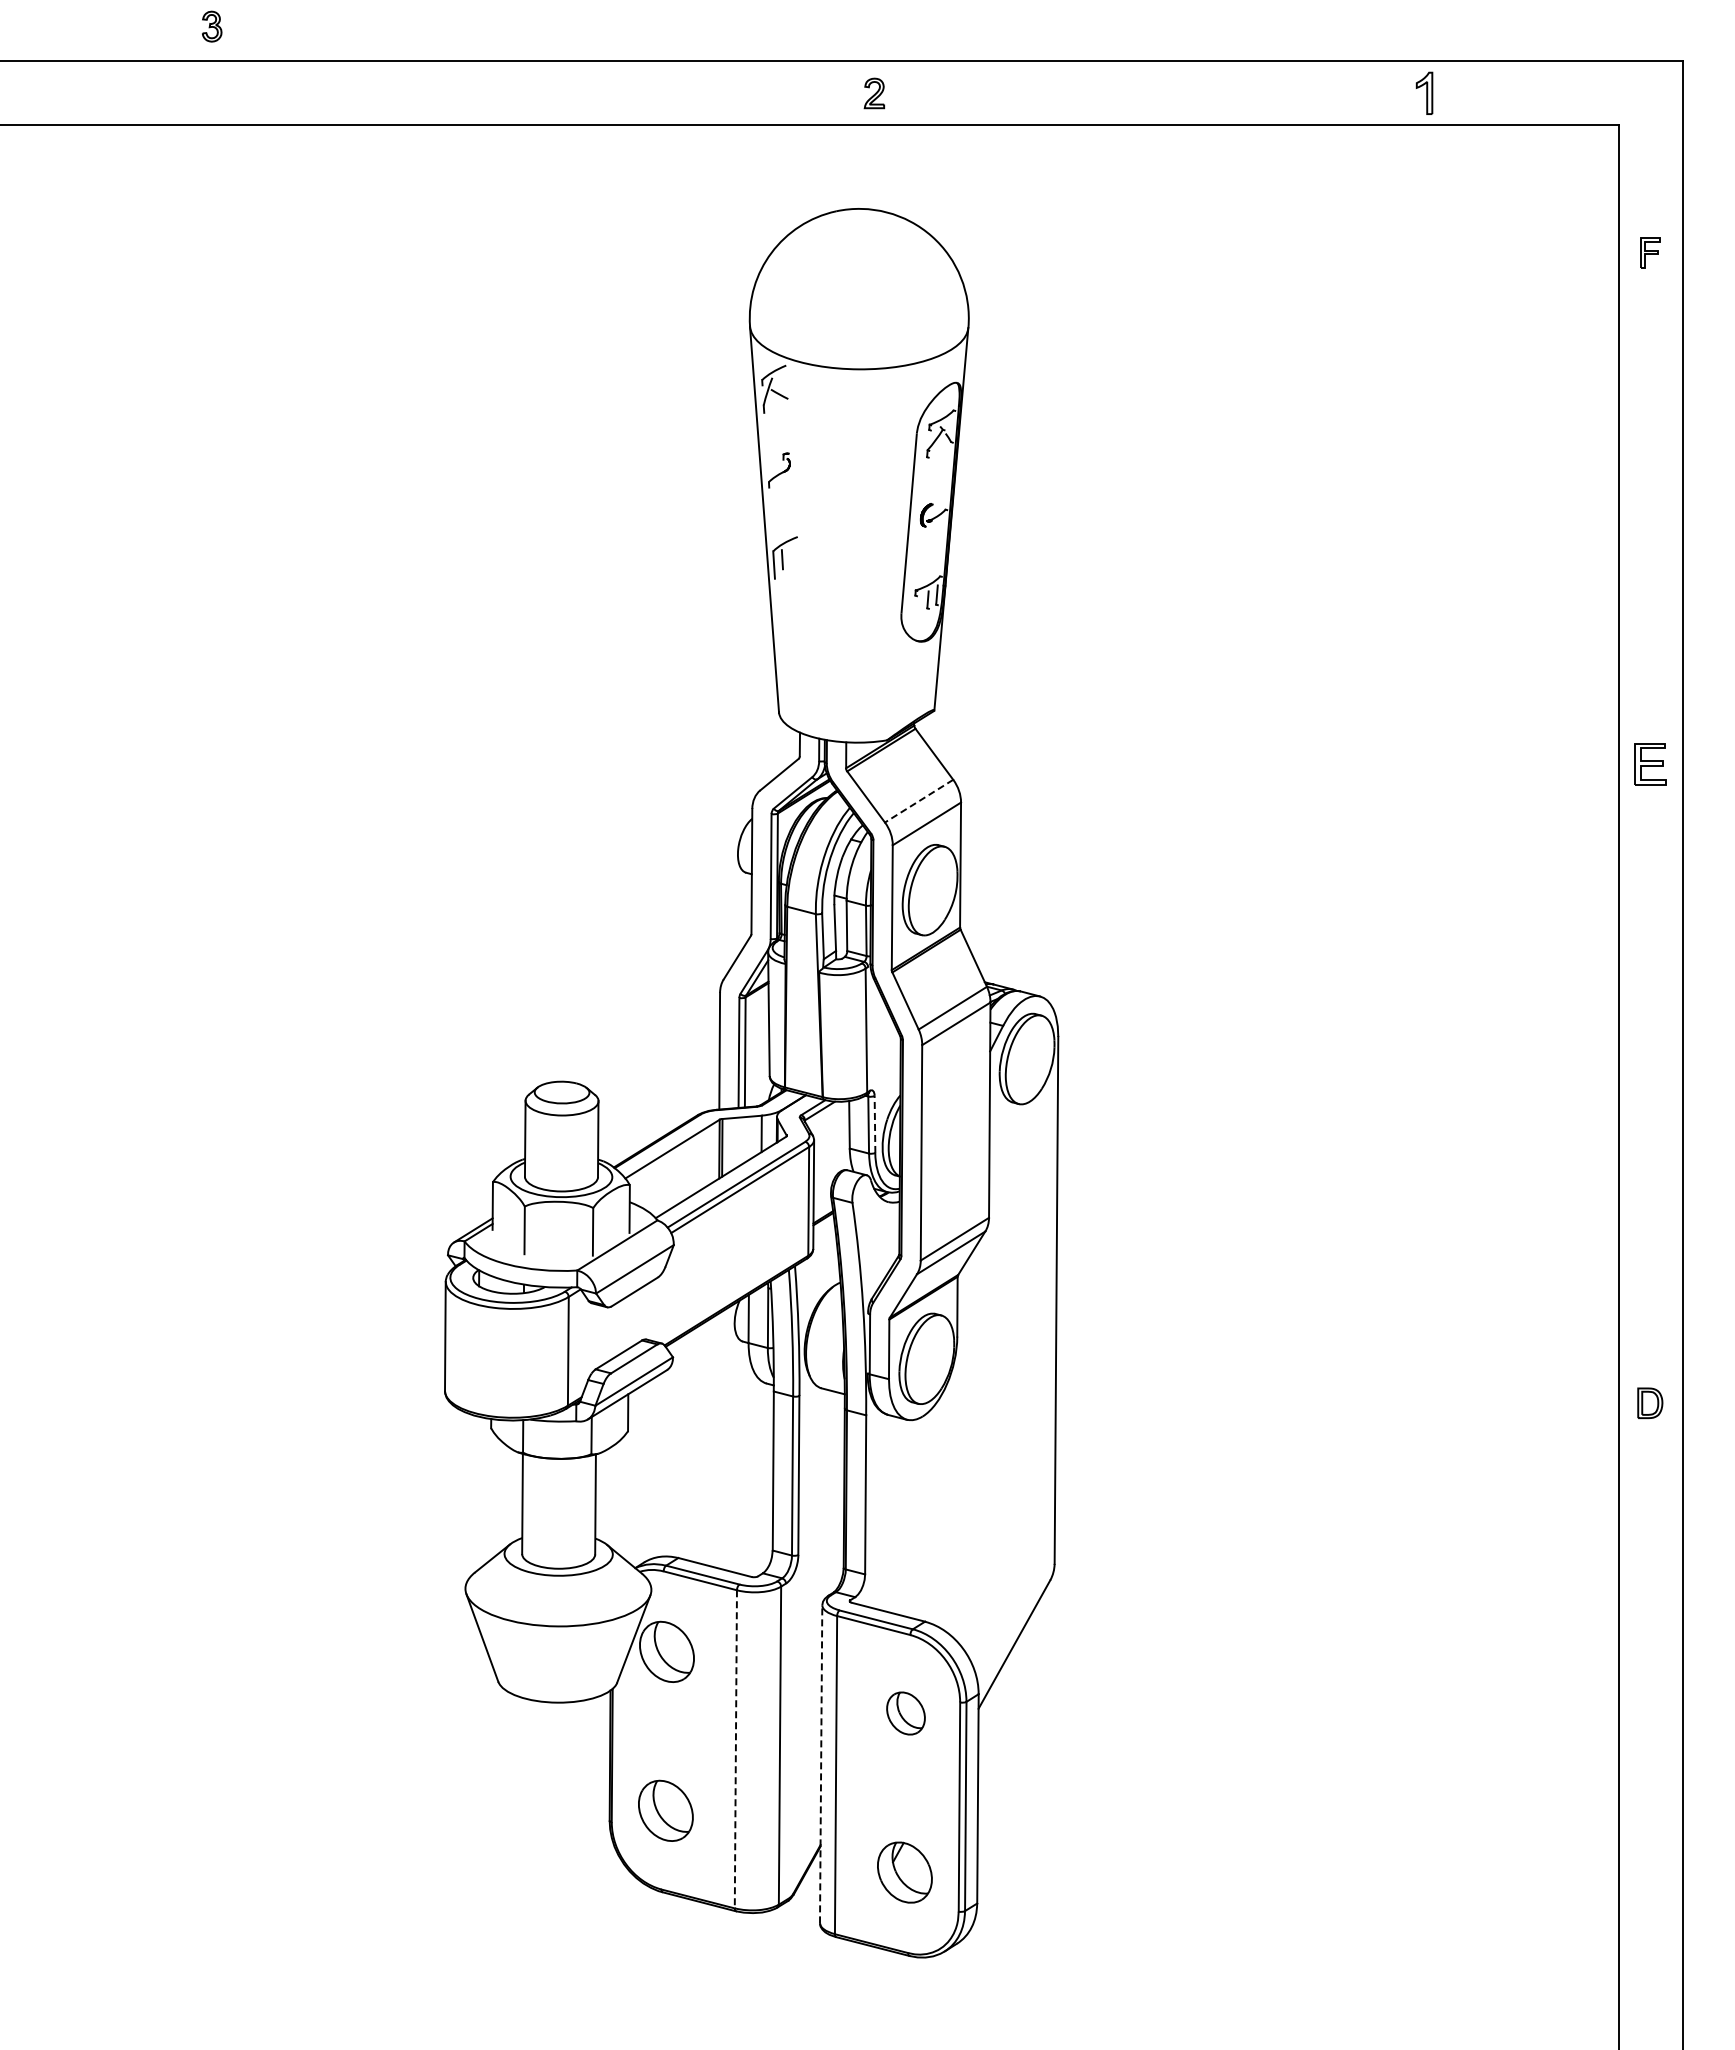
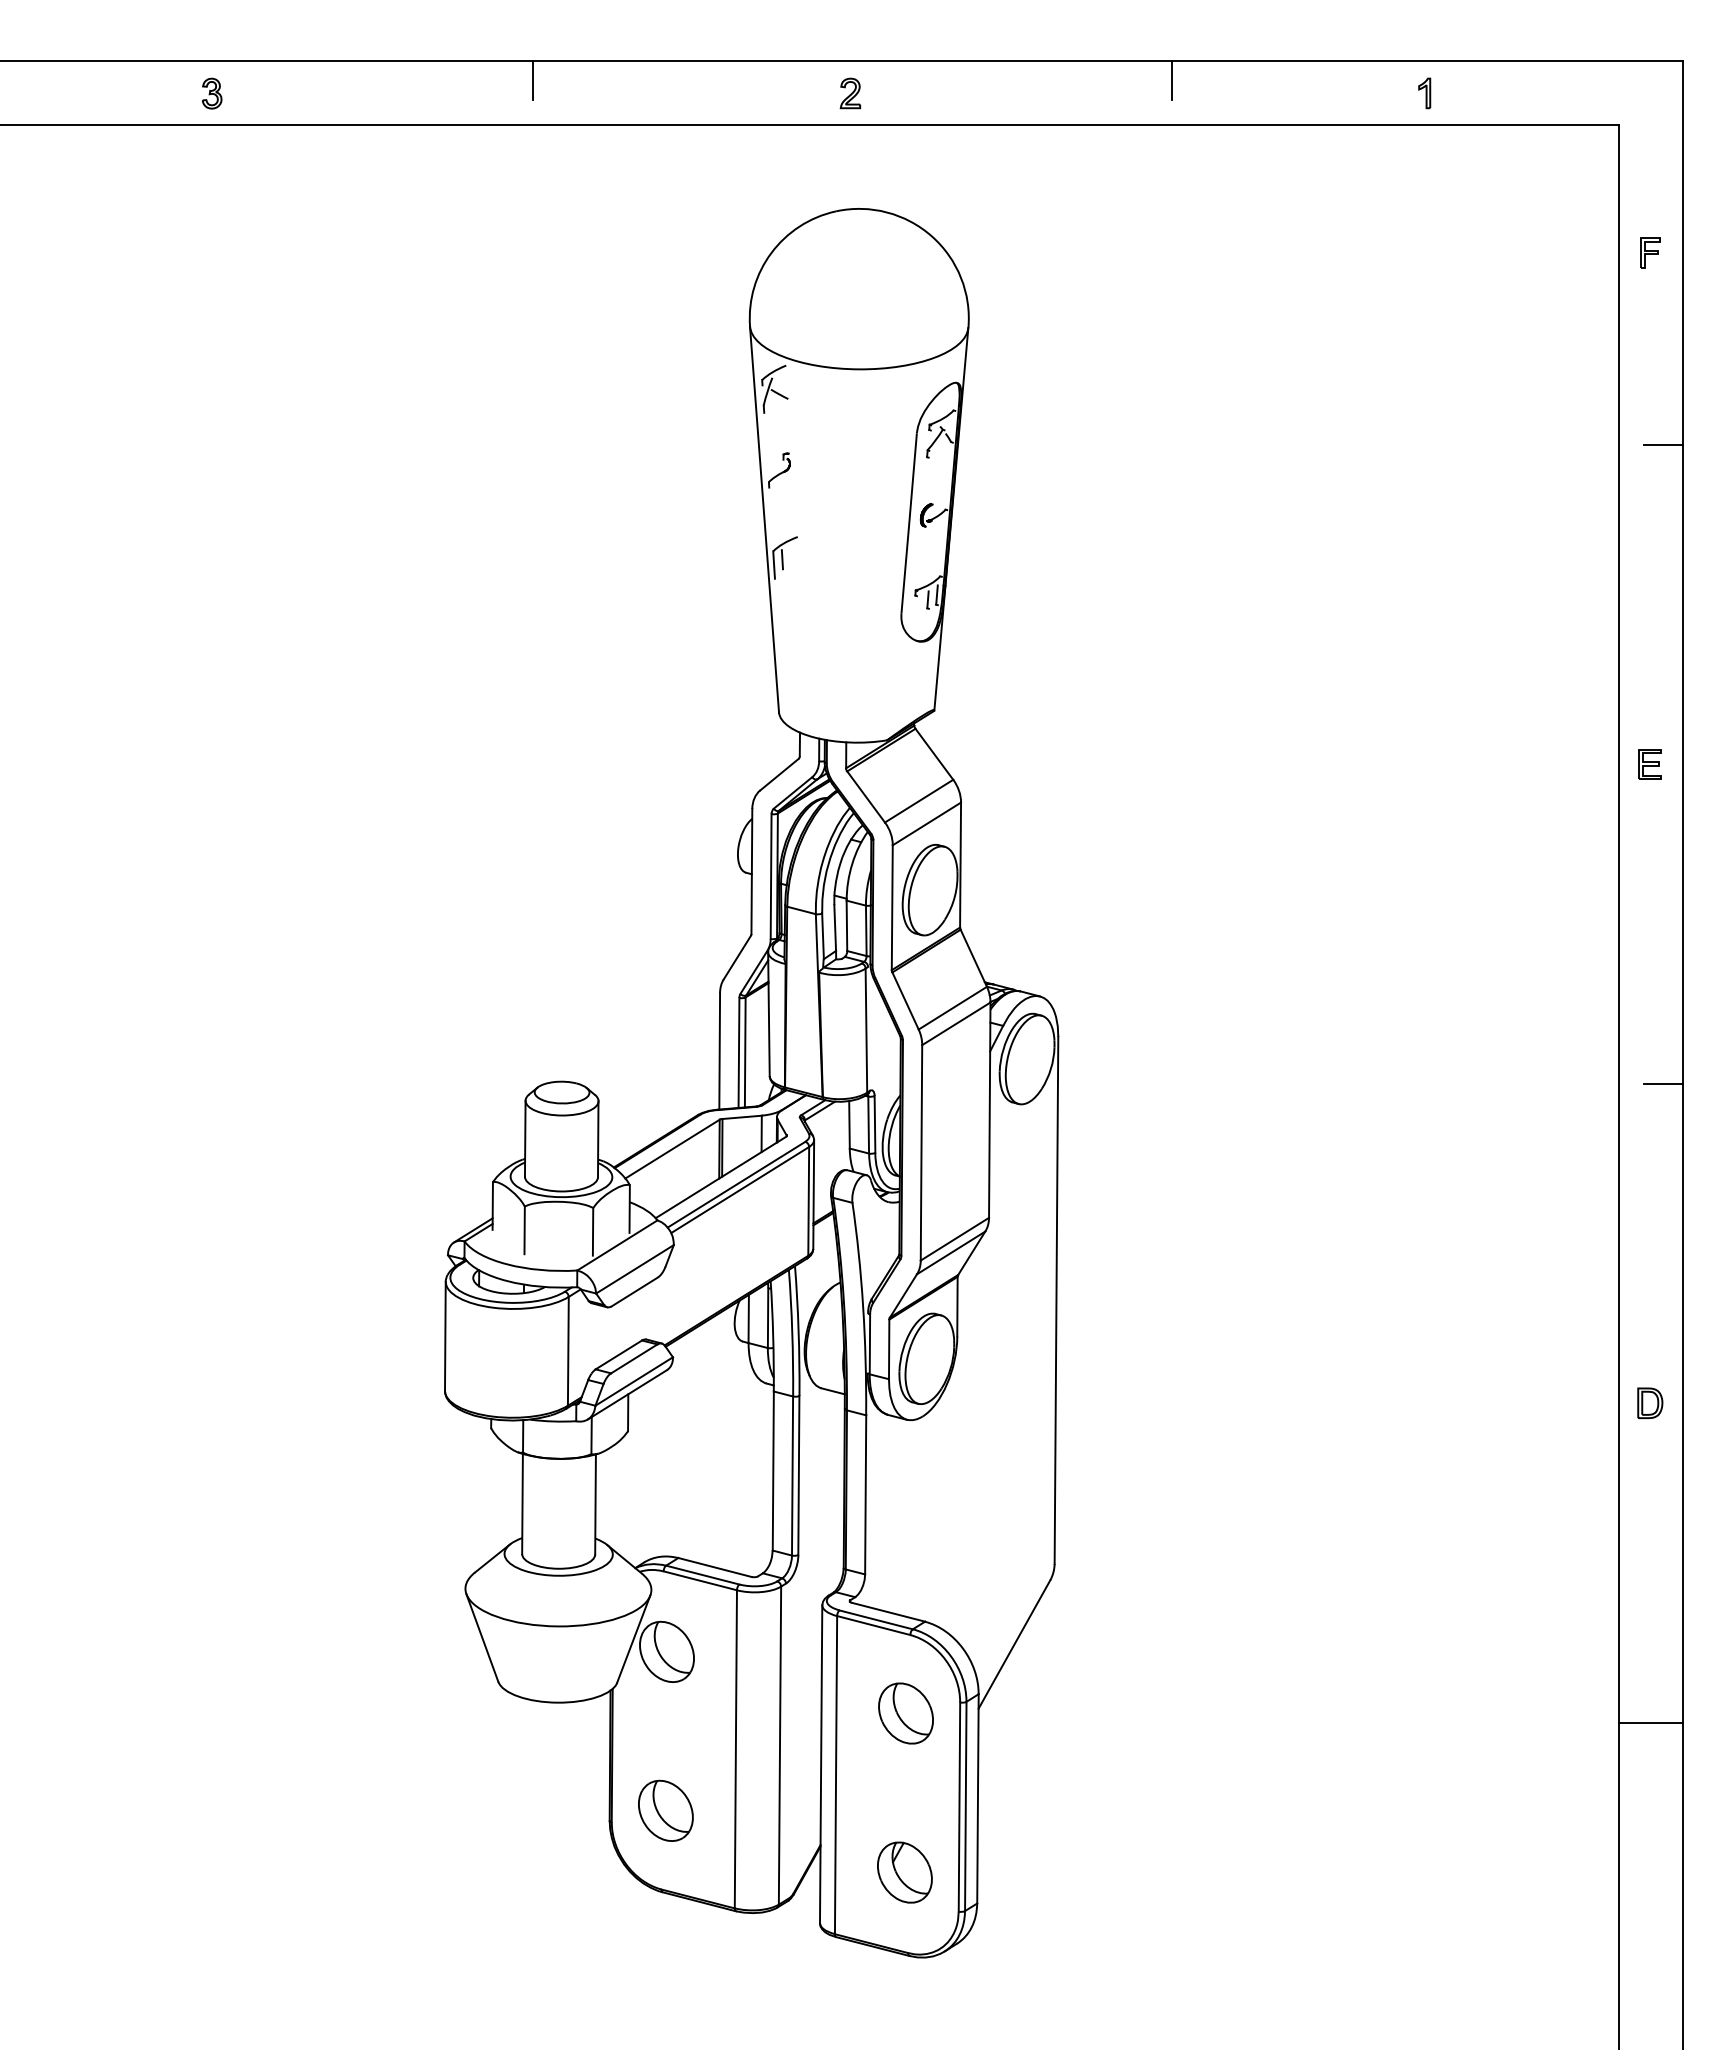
part position: (212, 26) -> (212, 93) (212, 93)
line: none -> present (532, 80)
line: none -> present (1171, 80)
part size: 19x44 px -> 14x33 px (1424, 93)
part position: (873, 93) -> (849, 93) (849, 93)
line: none -> present (1663, 444)
part size: 33x43 px -> 24x31 px (1649, 764)
line: dashed -> solid (918, 801)
line: none -> present (1663, 1083)
line: dashed -> solid (875, 1124)
part size: 40x45 px -> 56x63 px (905, 1713)
line: none -> present (1650, 1722)
line: dashed -> solid (735, 1749)
line: dashed -> solid (821, 1763)
